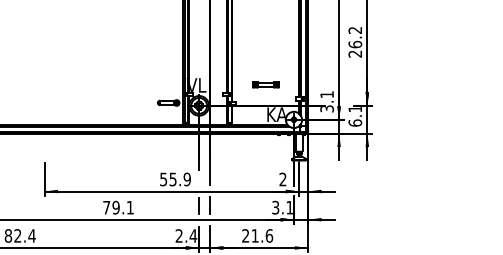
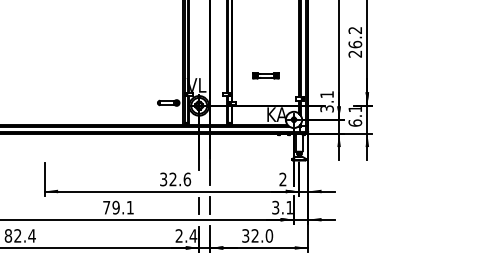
part position: (265, 84) -> (265, 75) (265, 75)
text: 55.9 -> 32.6 (175, 179)
text: 21.6 -> 32.0 (257, 235)
